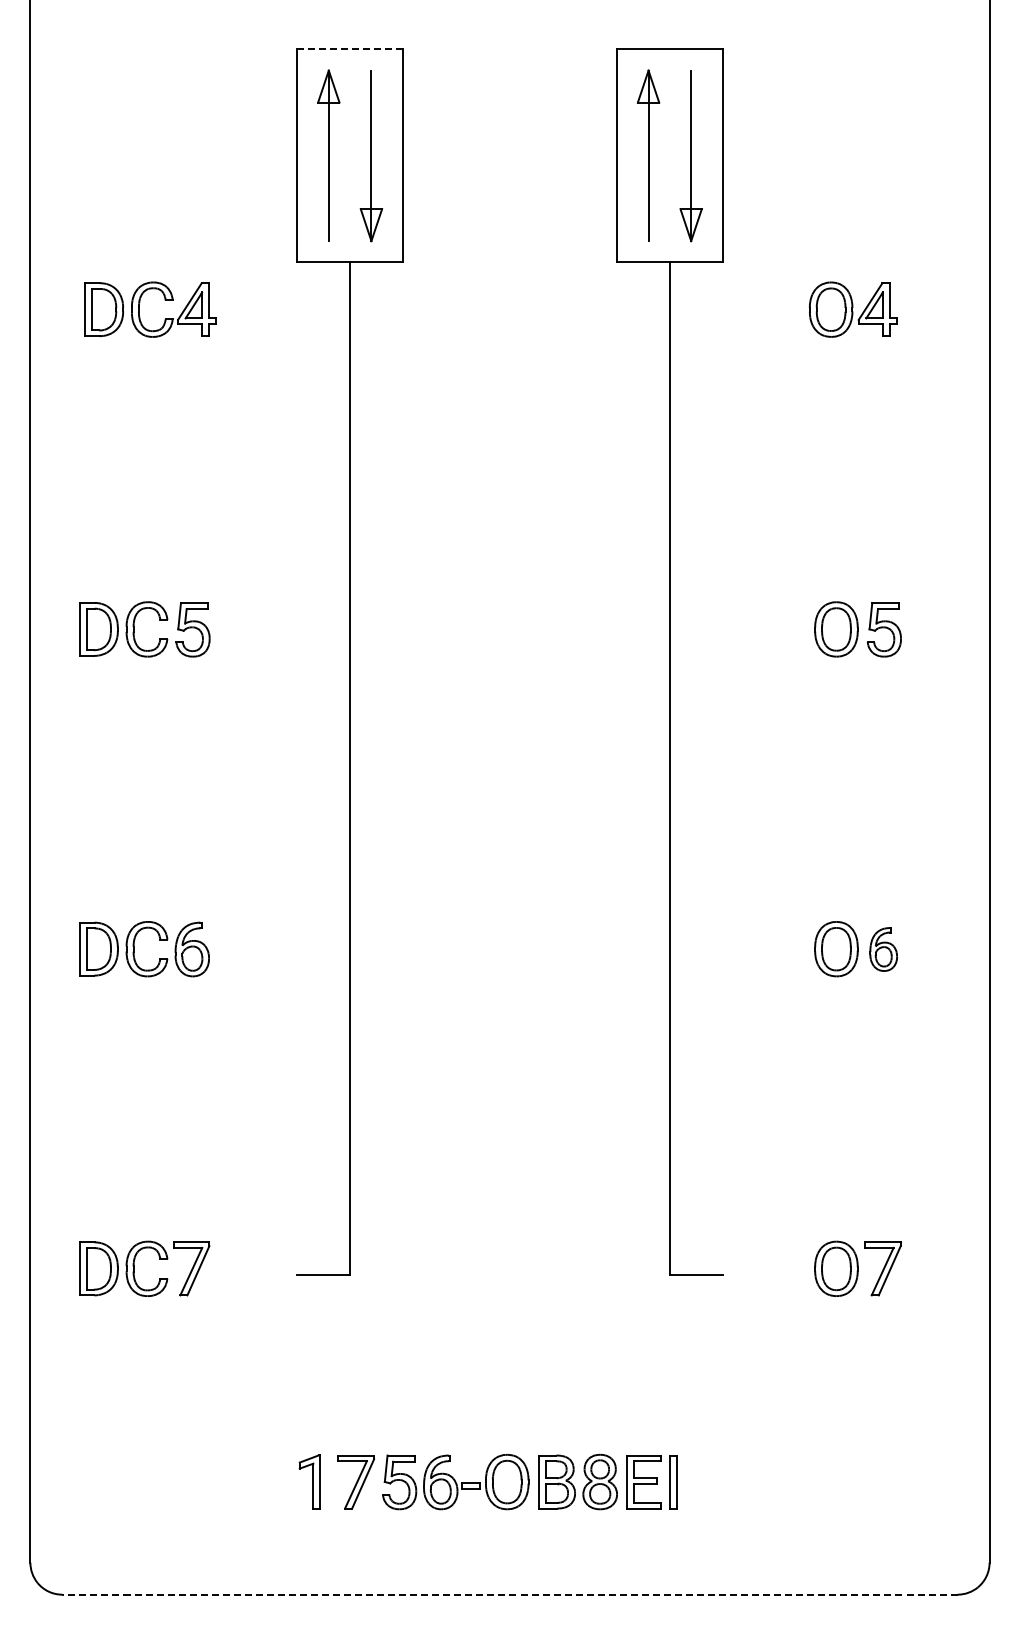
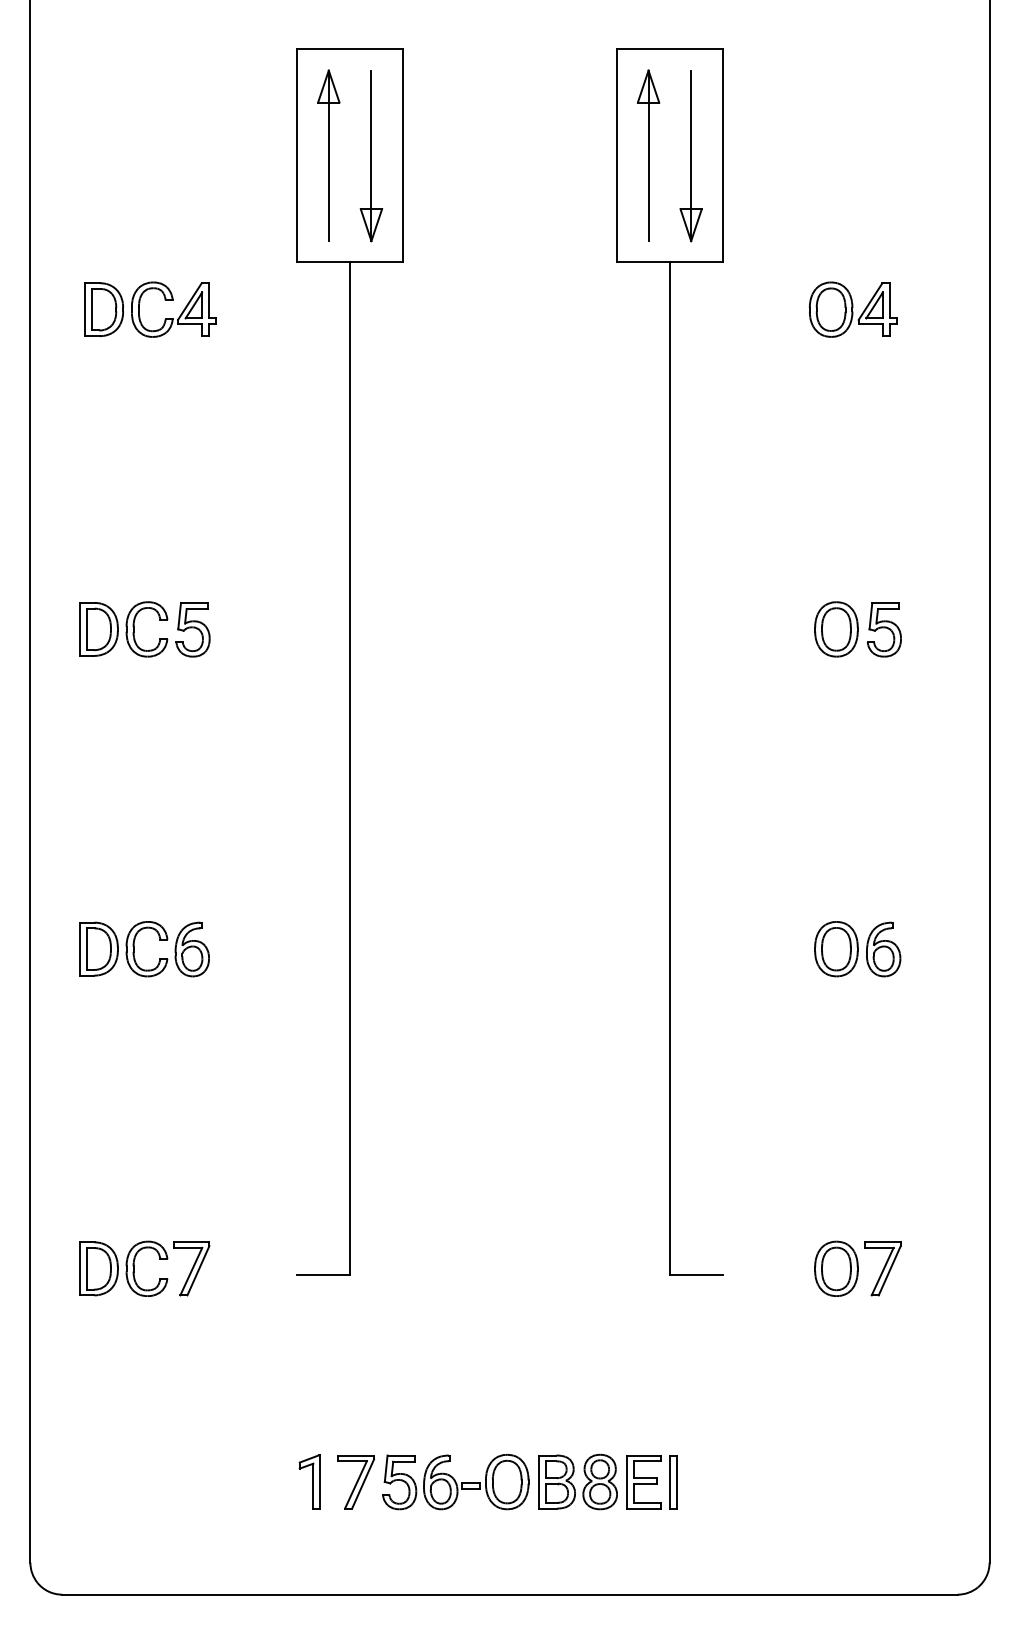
line: dashed -> solid (350, 49)
part size: 29x45 px -> 36x57 px (883, 949)
line: dashed -> solid (509, 1594)
